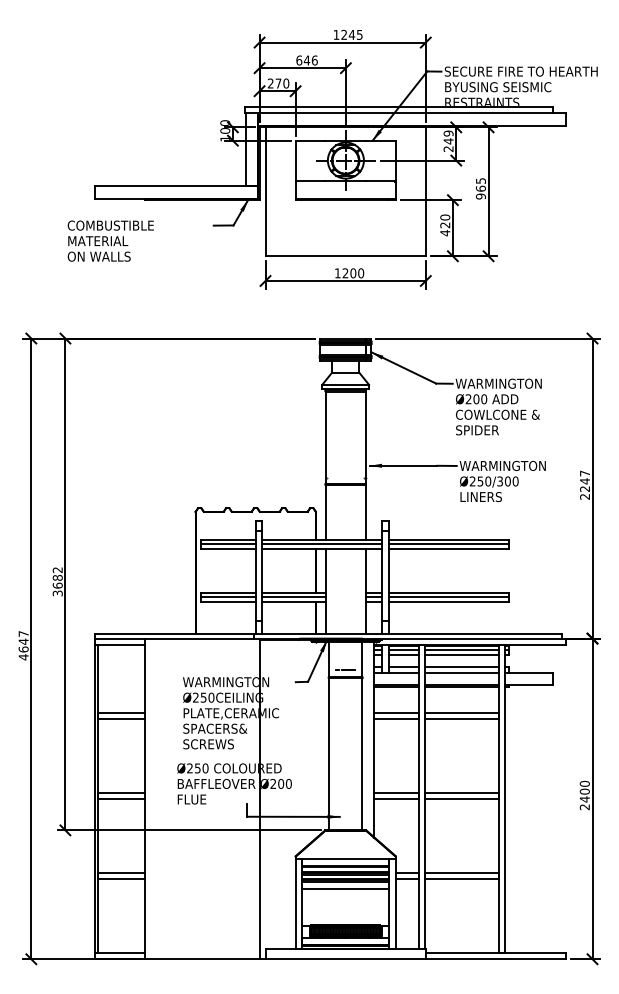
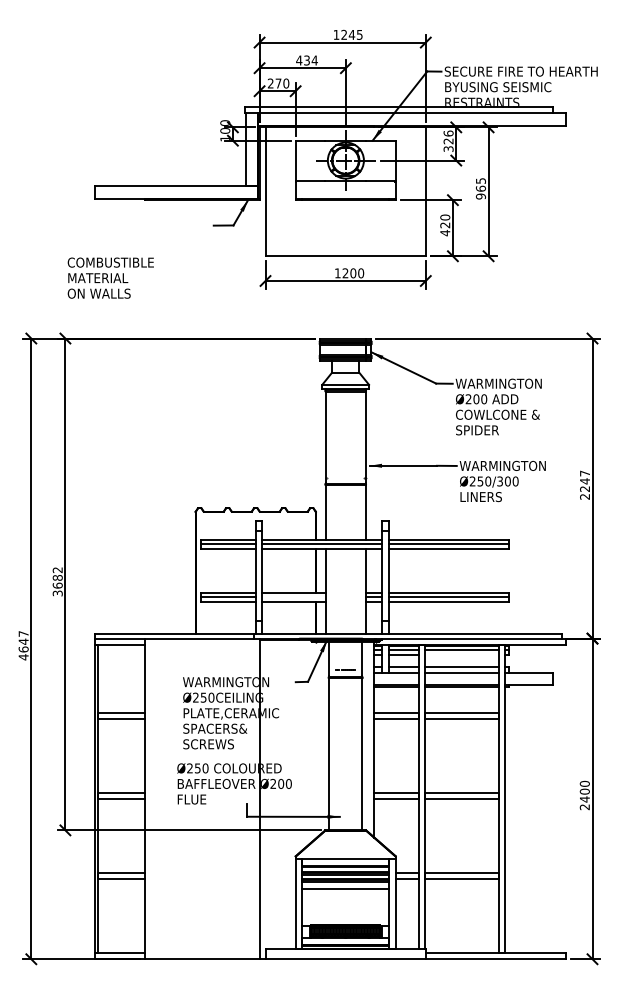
text: 646 -> 434 (306, 60)
text: 249 -> 326 (448, 140)
text position: (110, 240) -> (110, 277) (110, 277)
line: present -> none (293, 597)
line: present -> none (461, 654)
